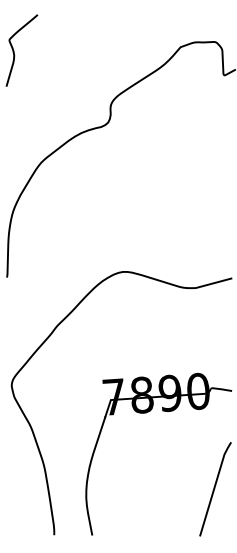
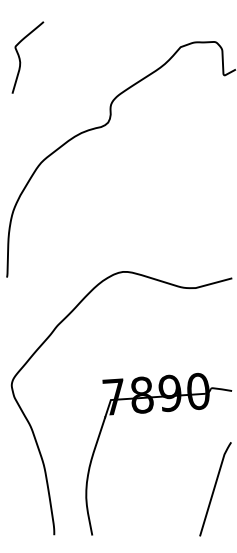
curve position: (14, 50) -> (20, 57) (20, 57)
